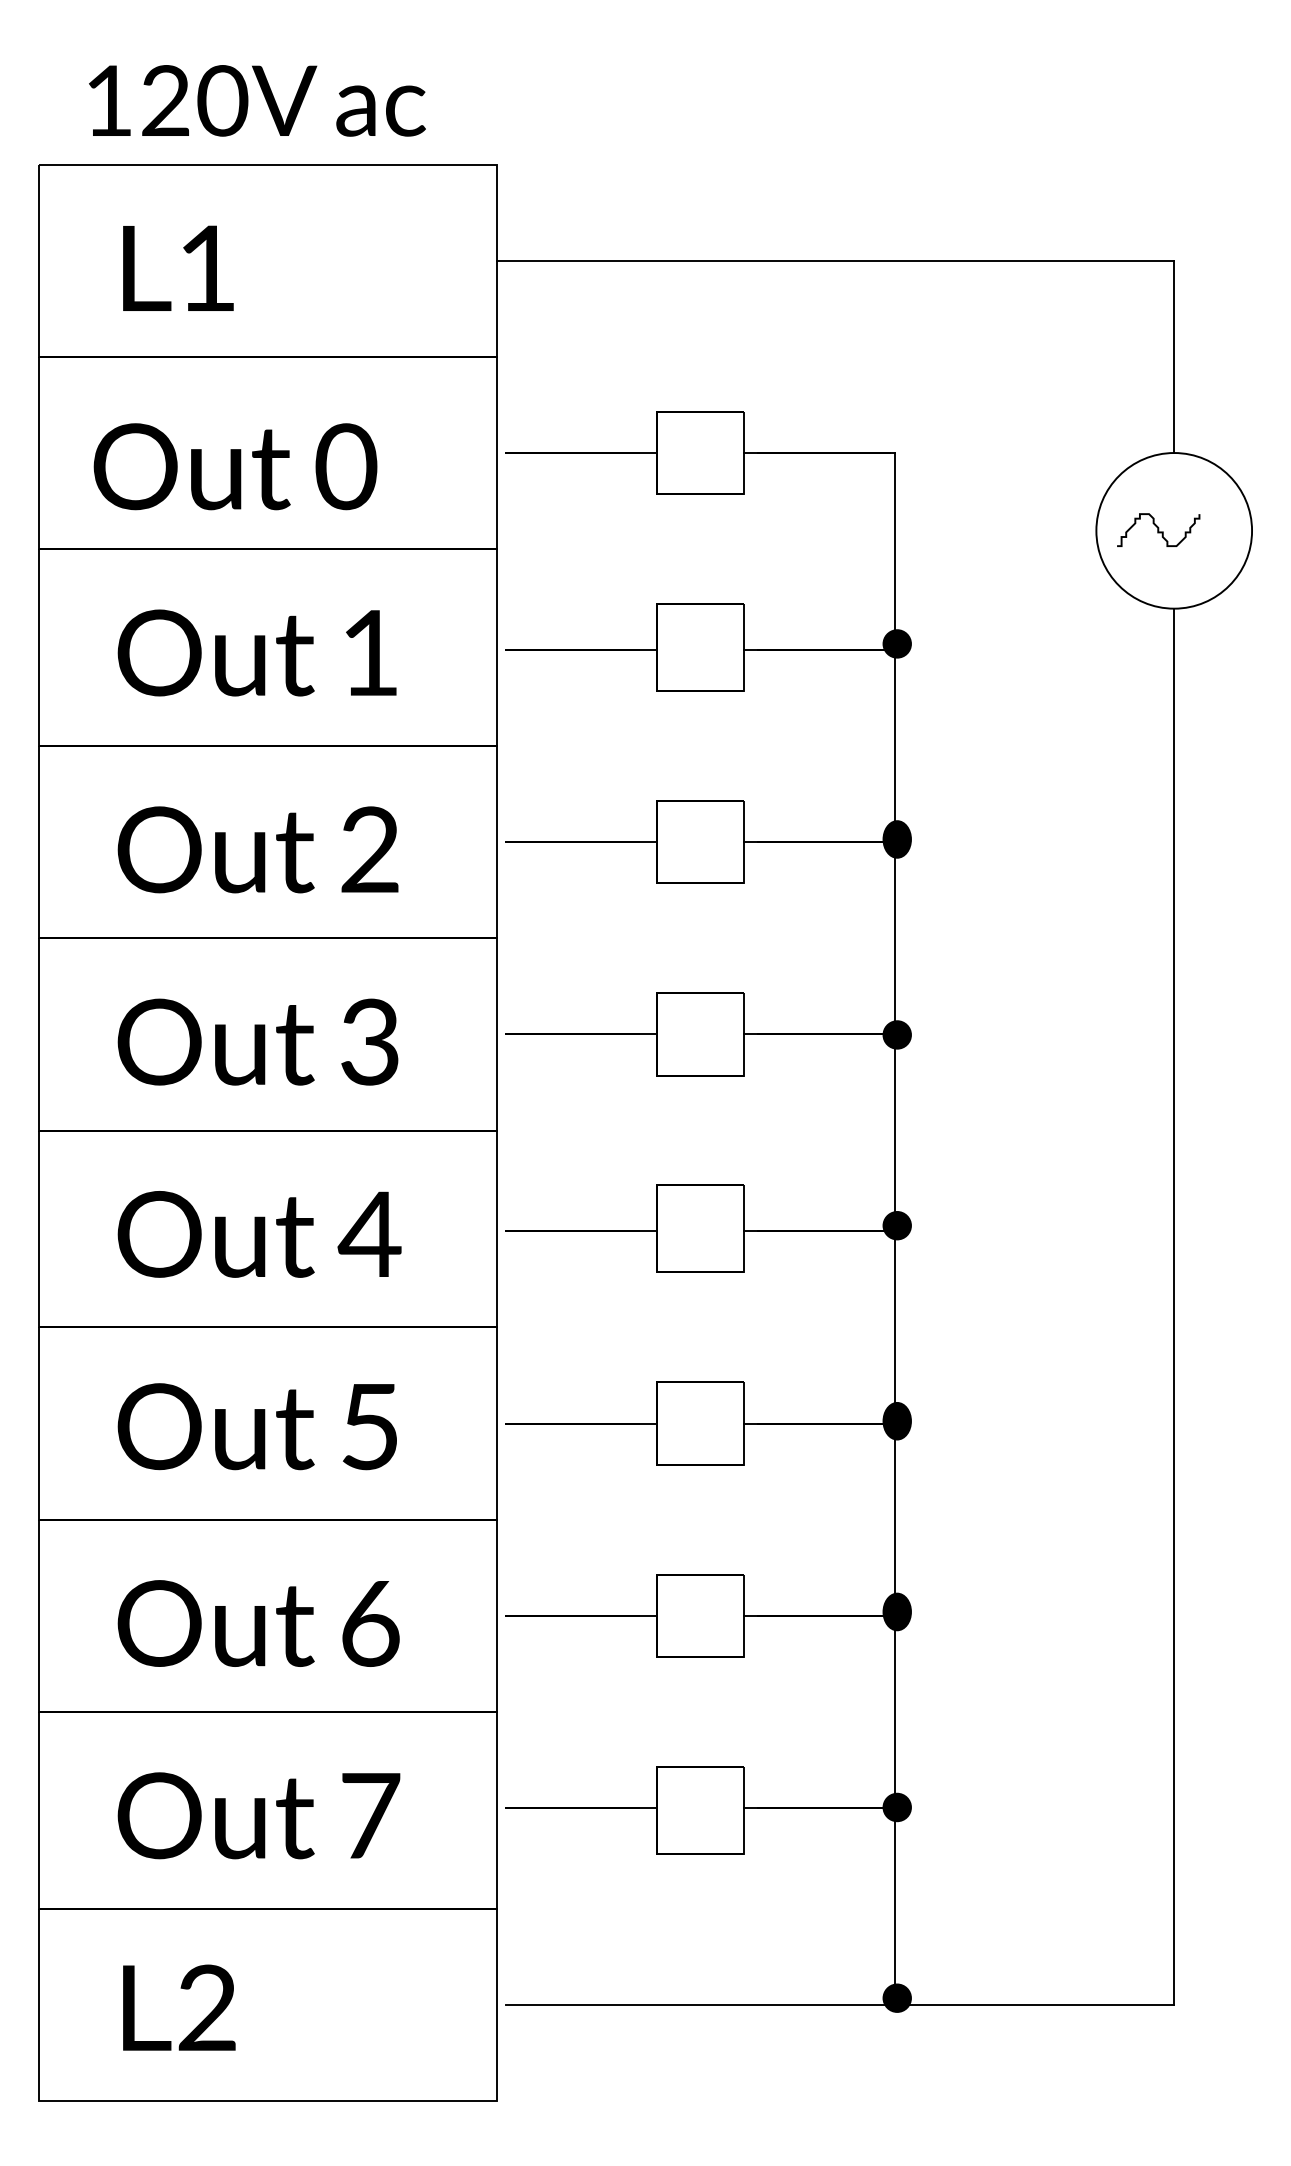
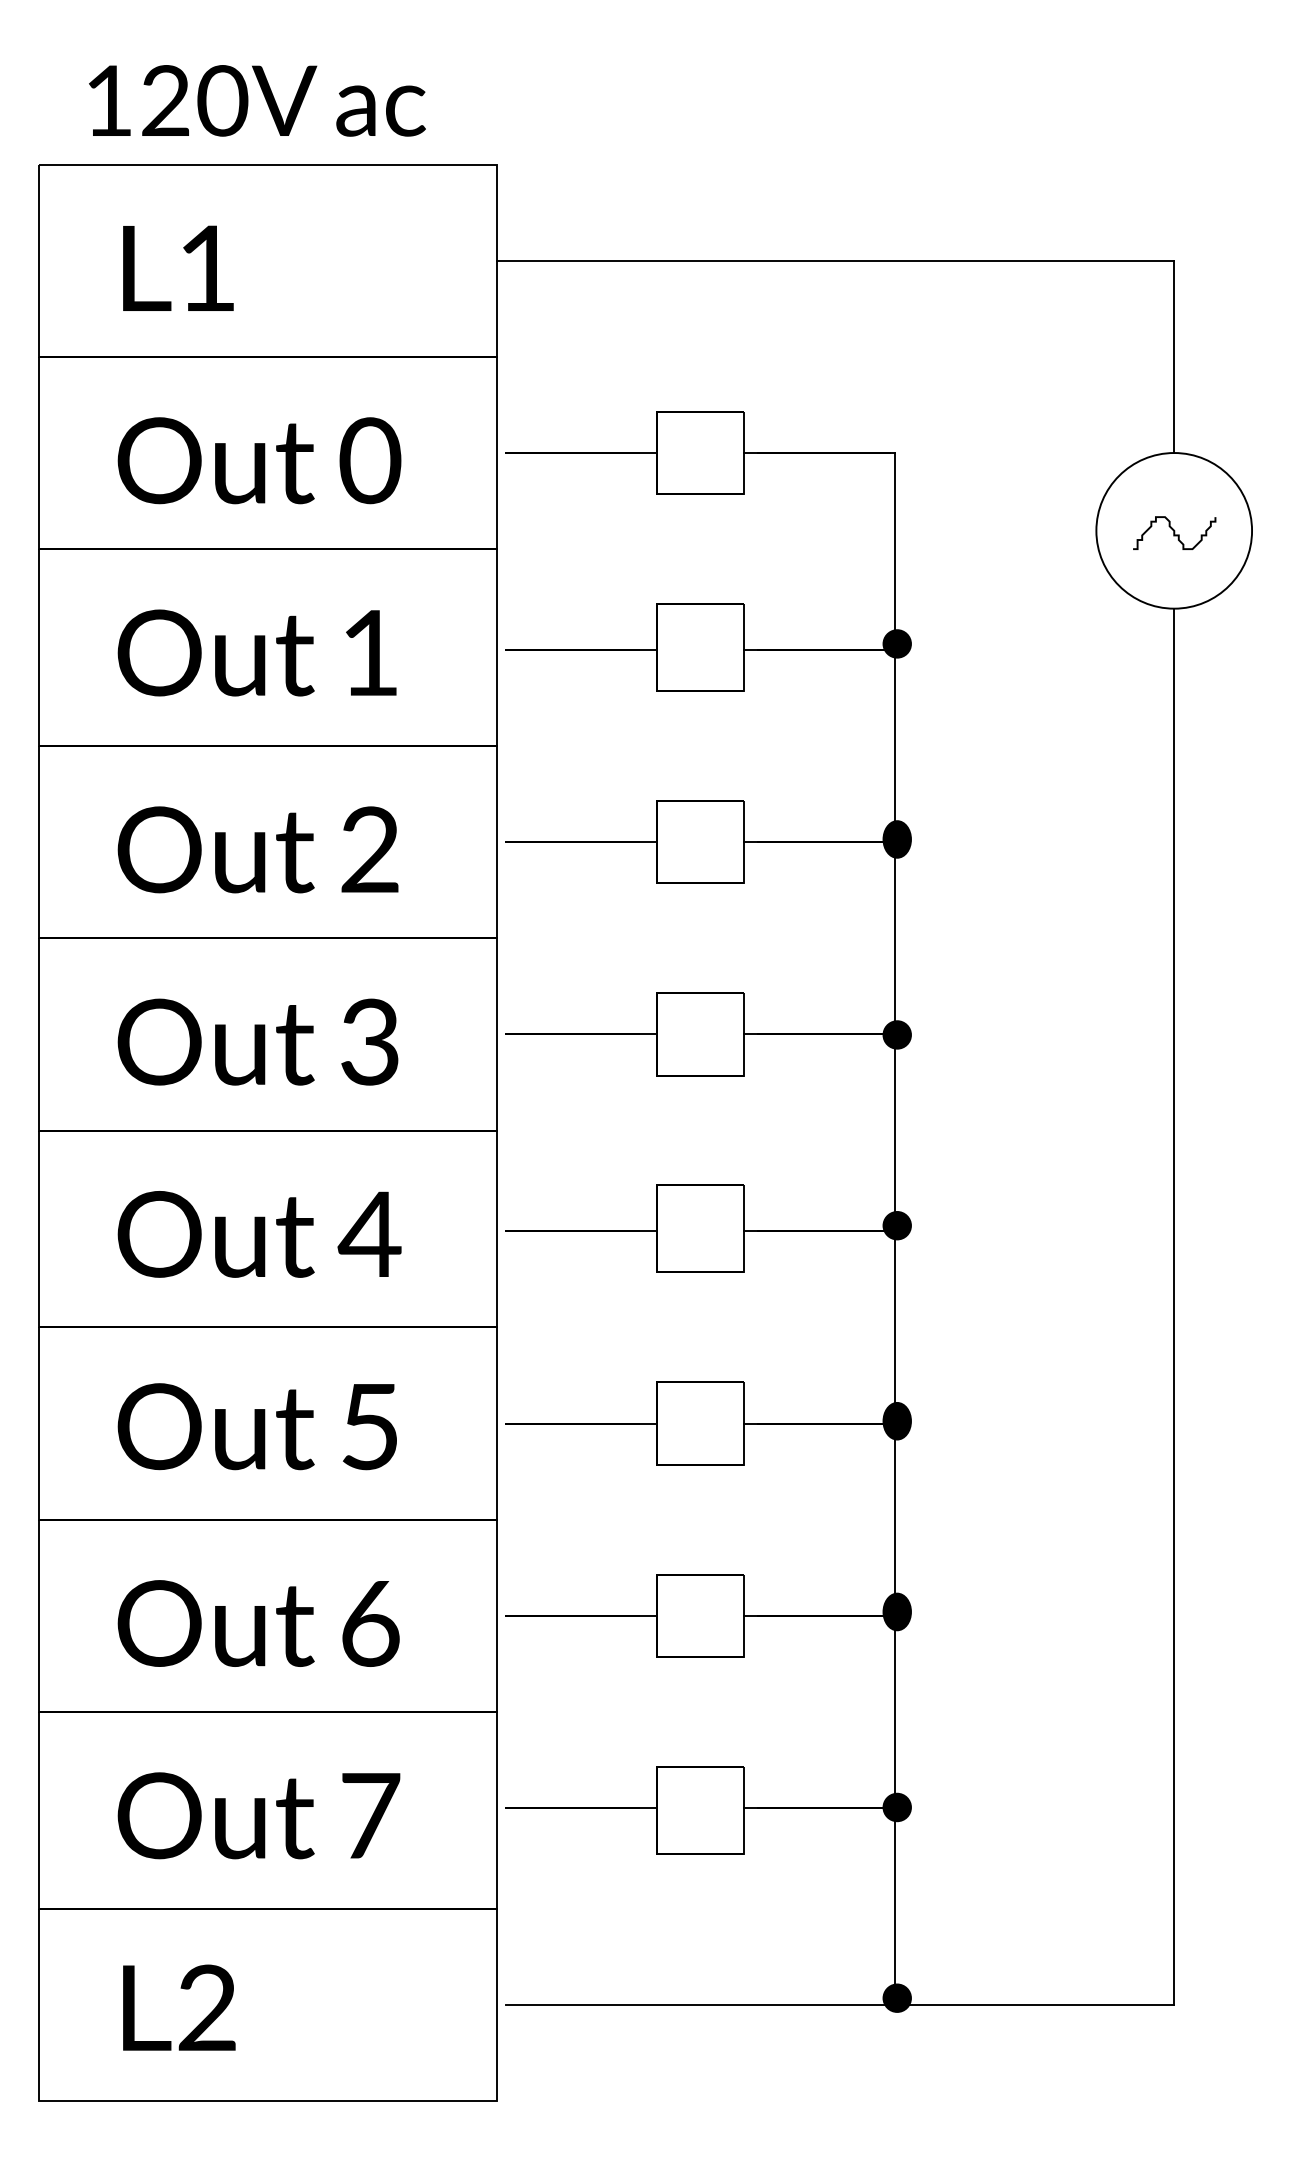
text position: (235, 466) -> (259, 460) (259, 460)
curve position: (1158, 529) -> (1174, 532) (1174, 532)
